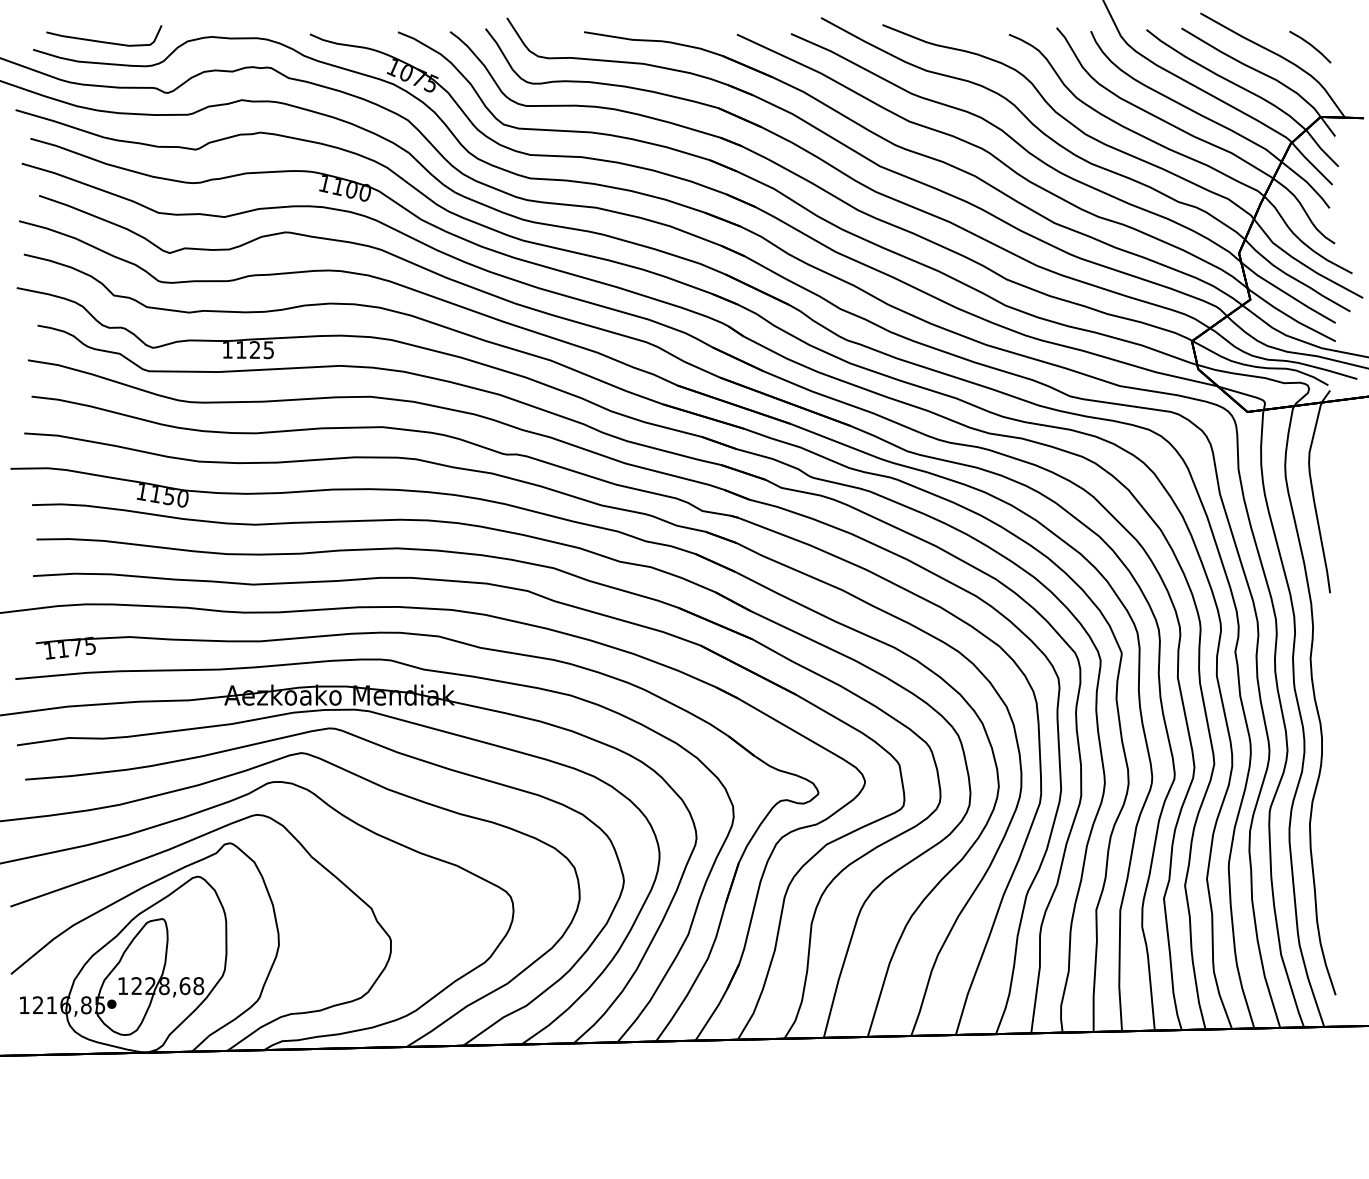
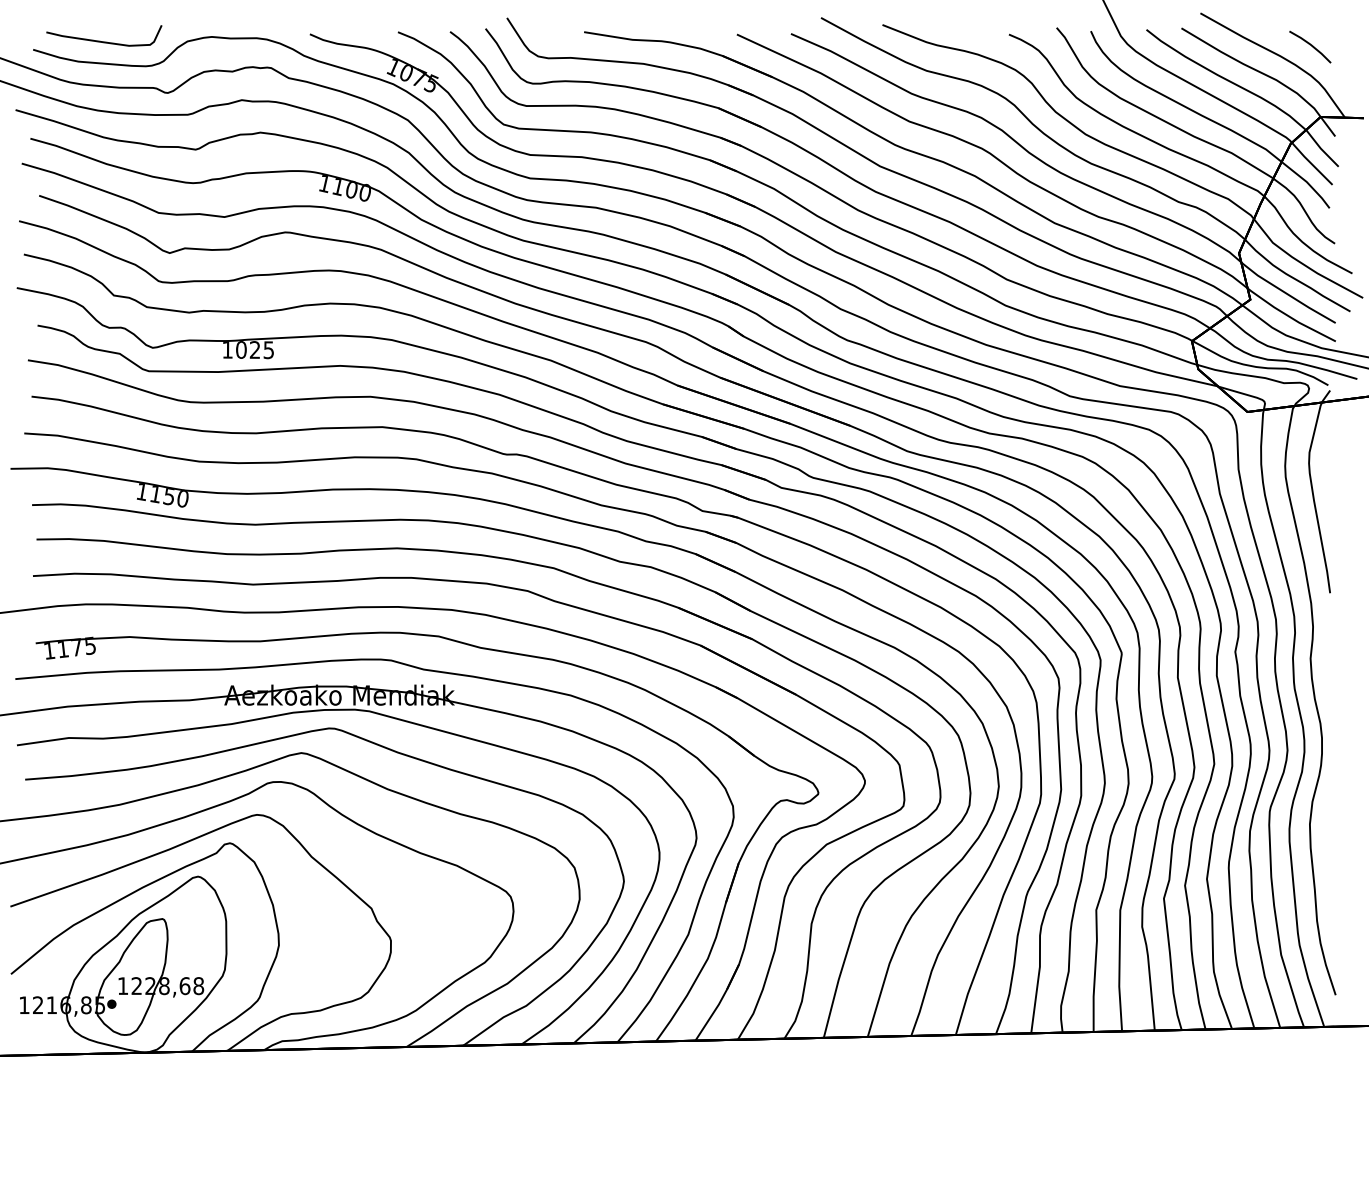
text: 1125 -> 1025 (241, 349)
